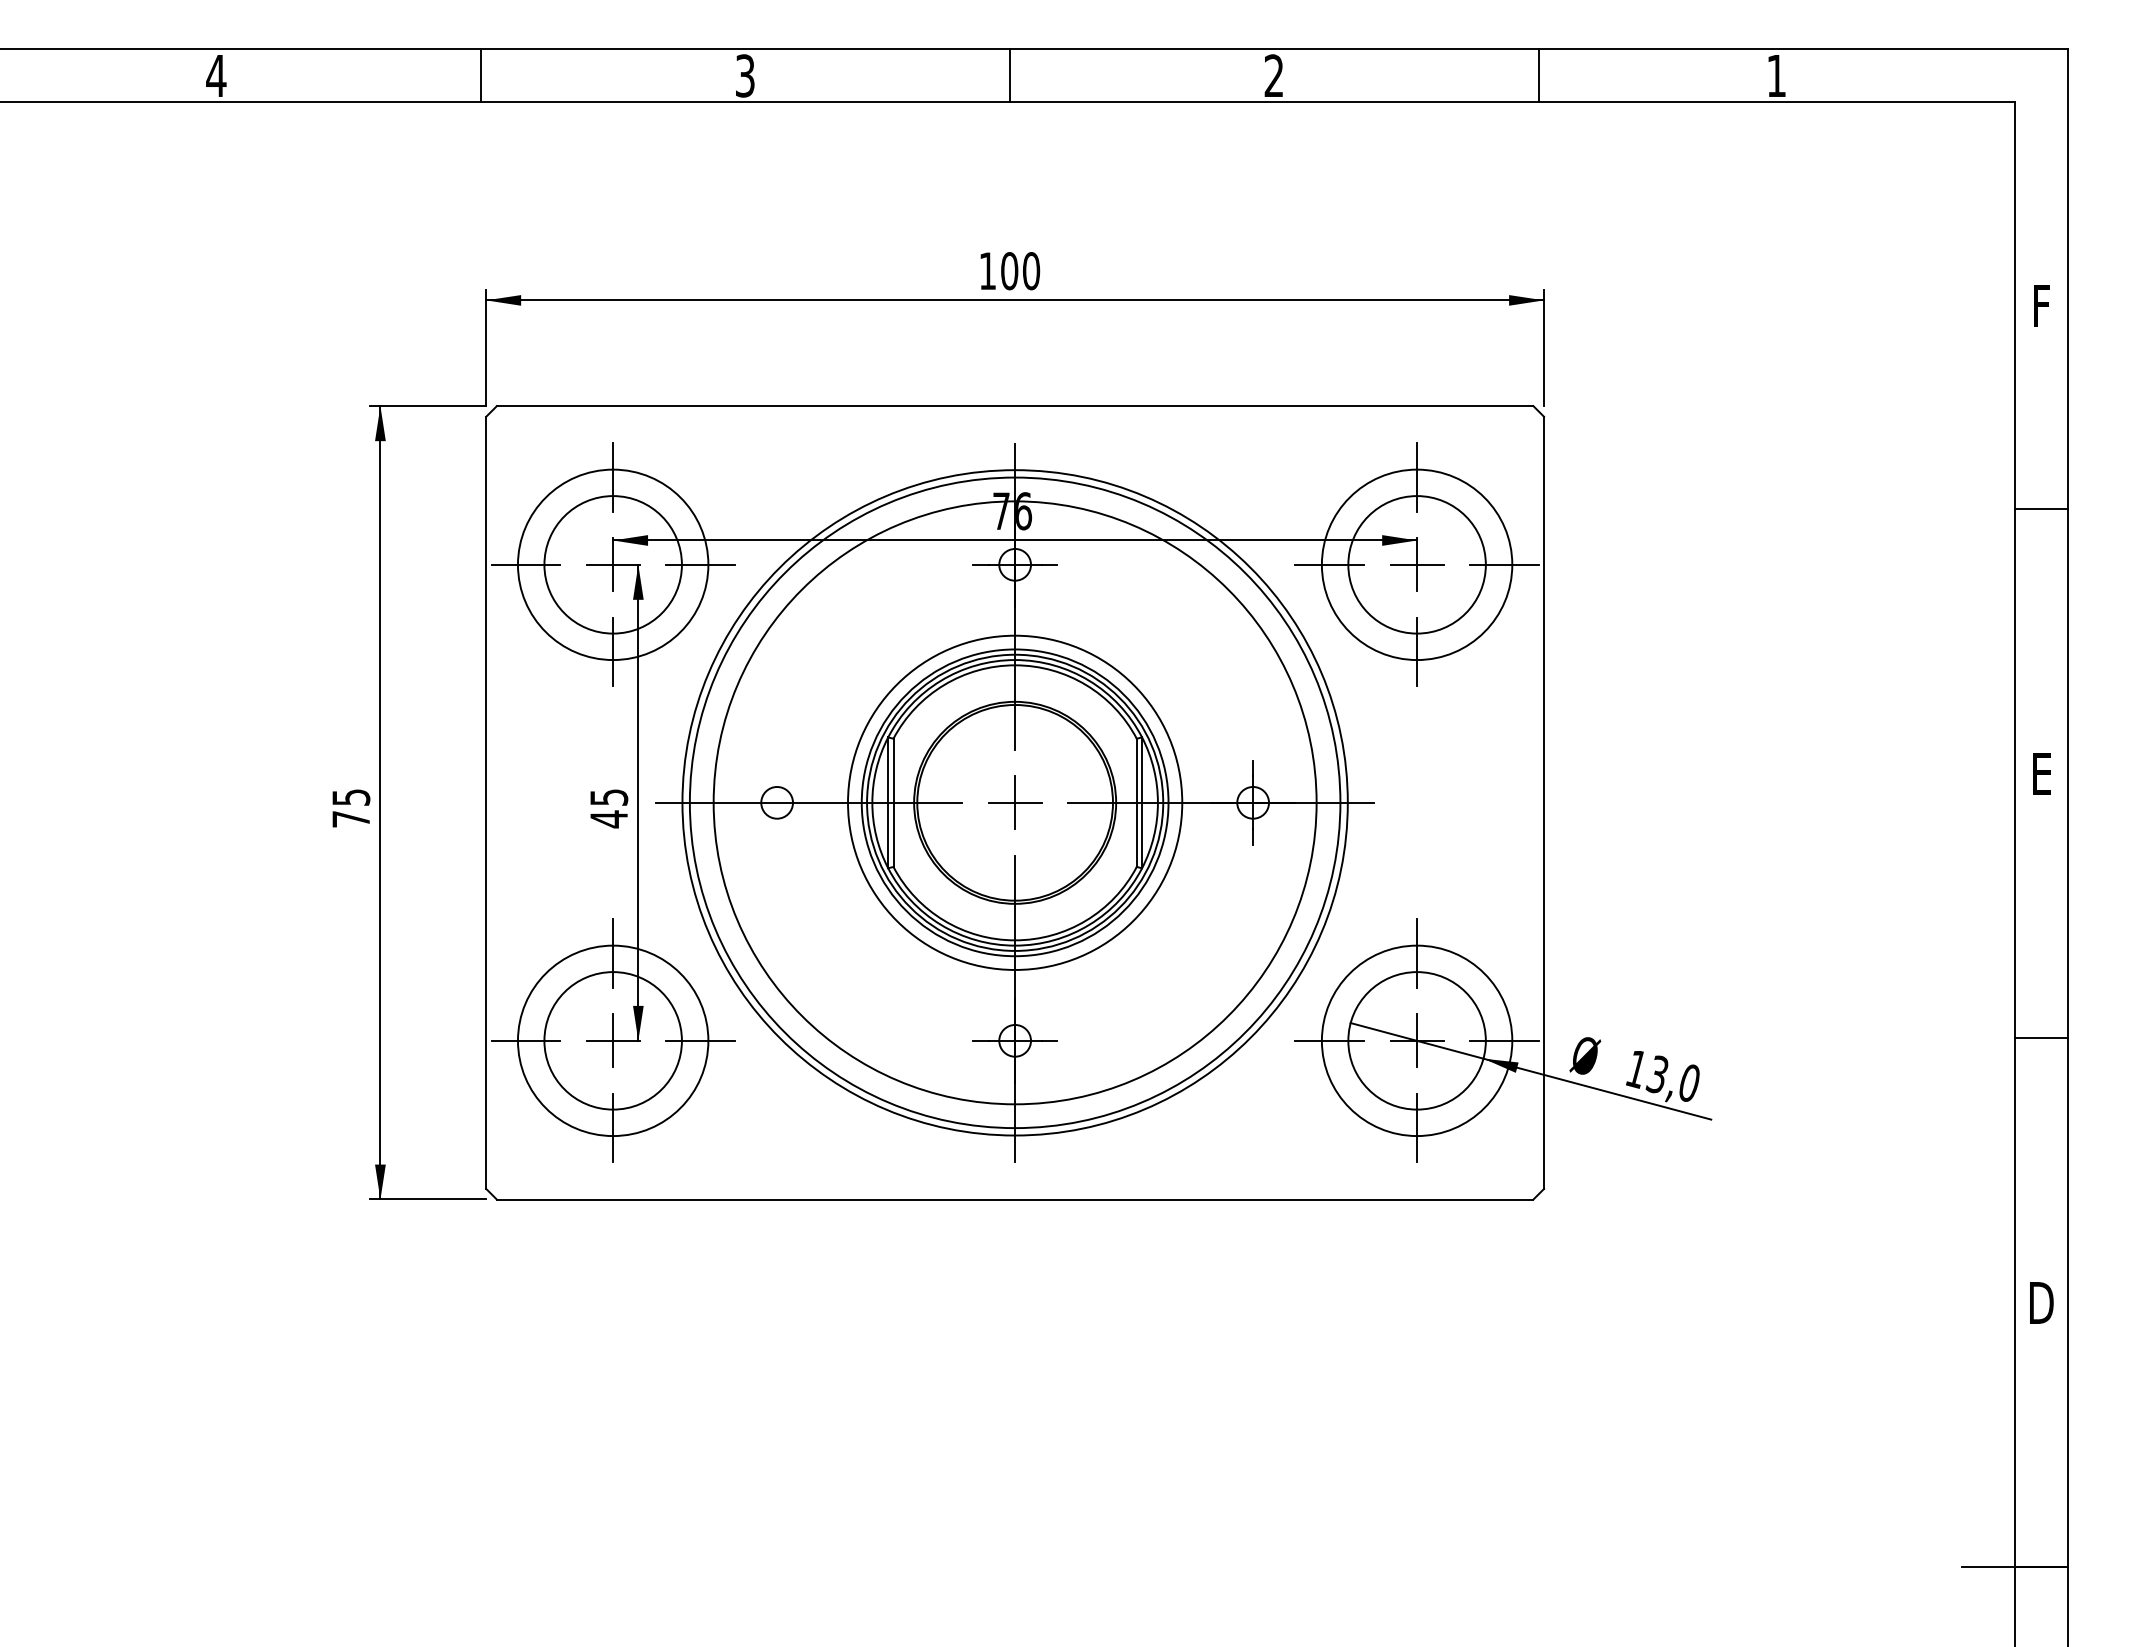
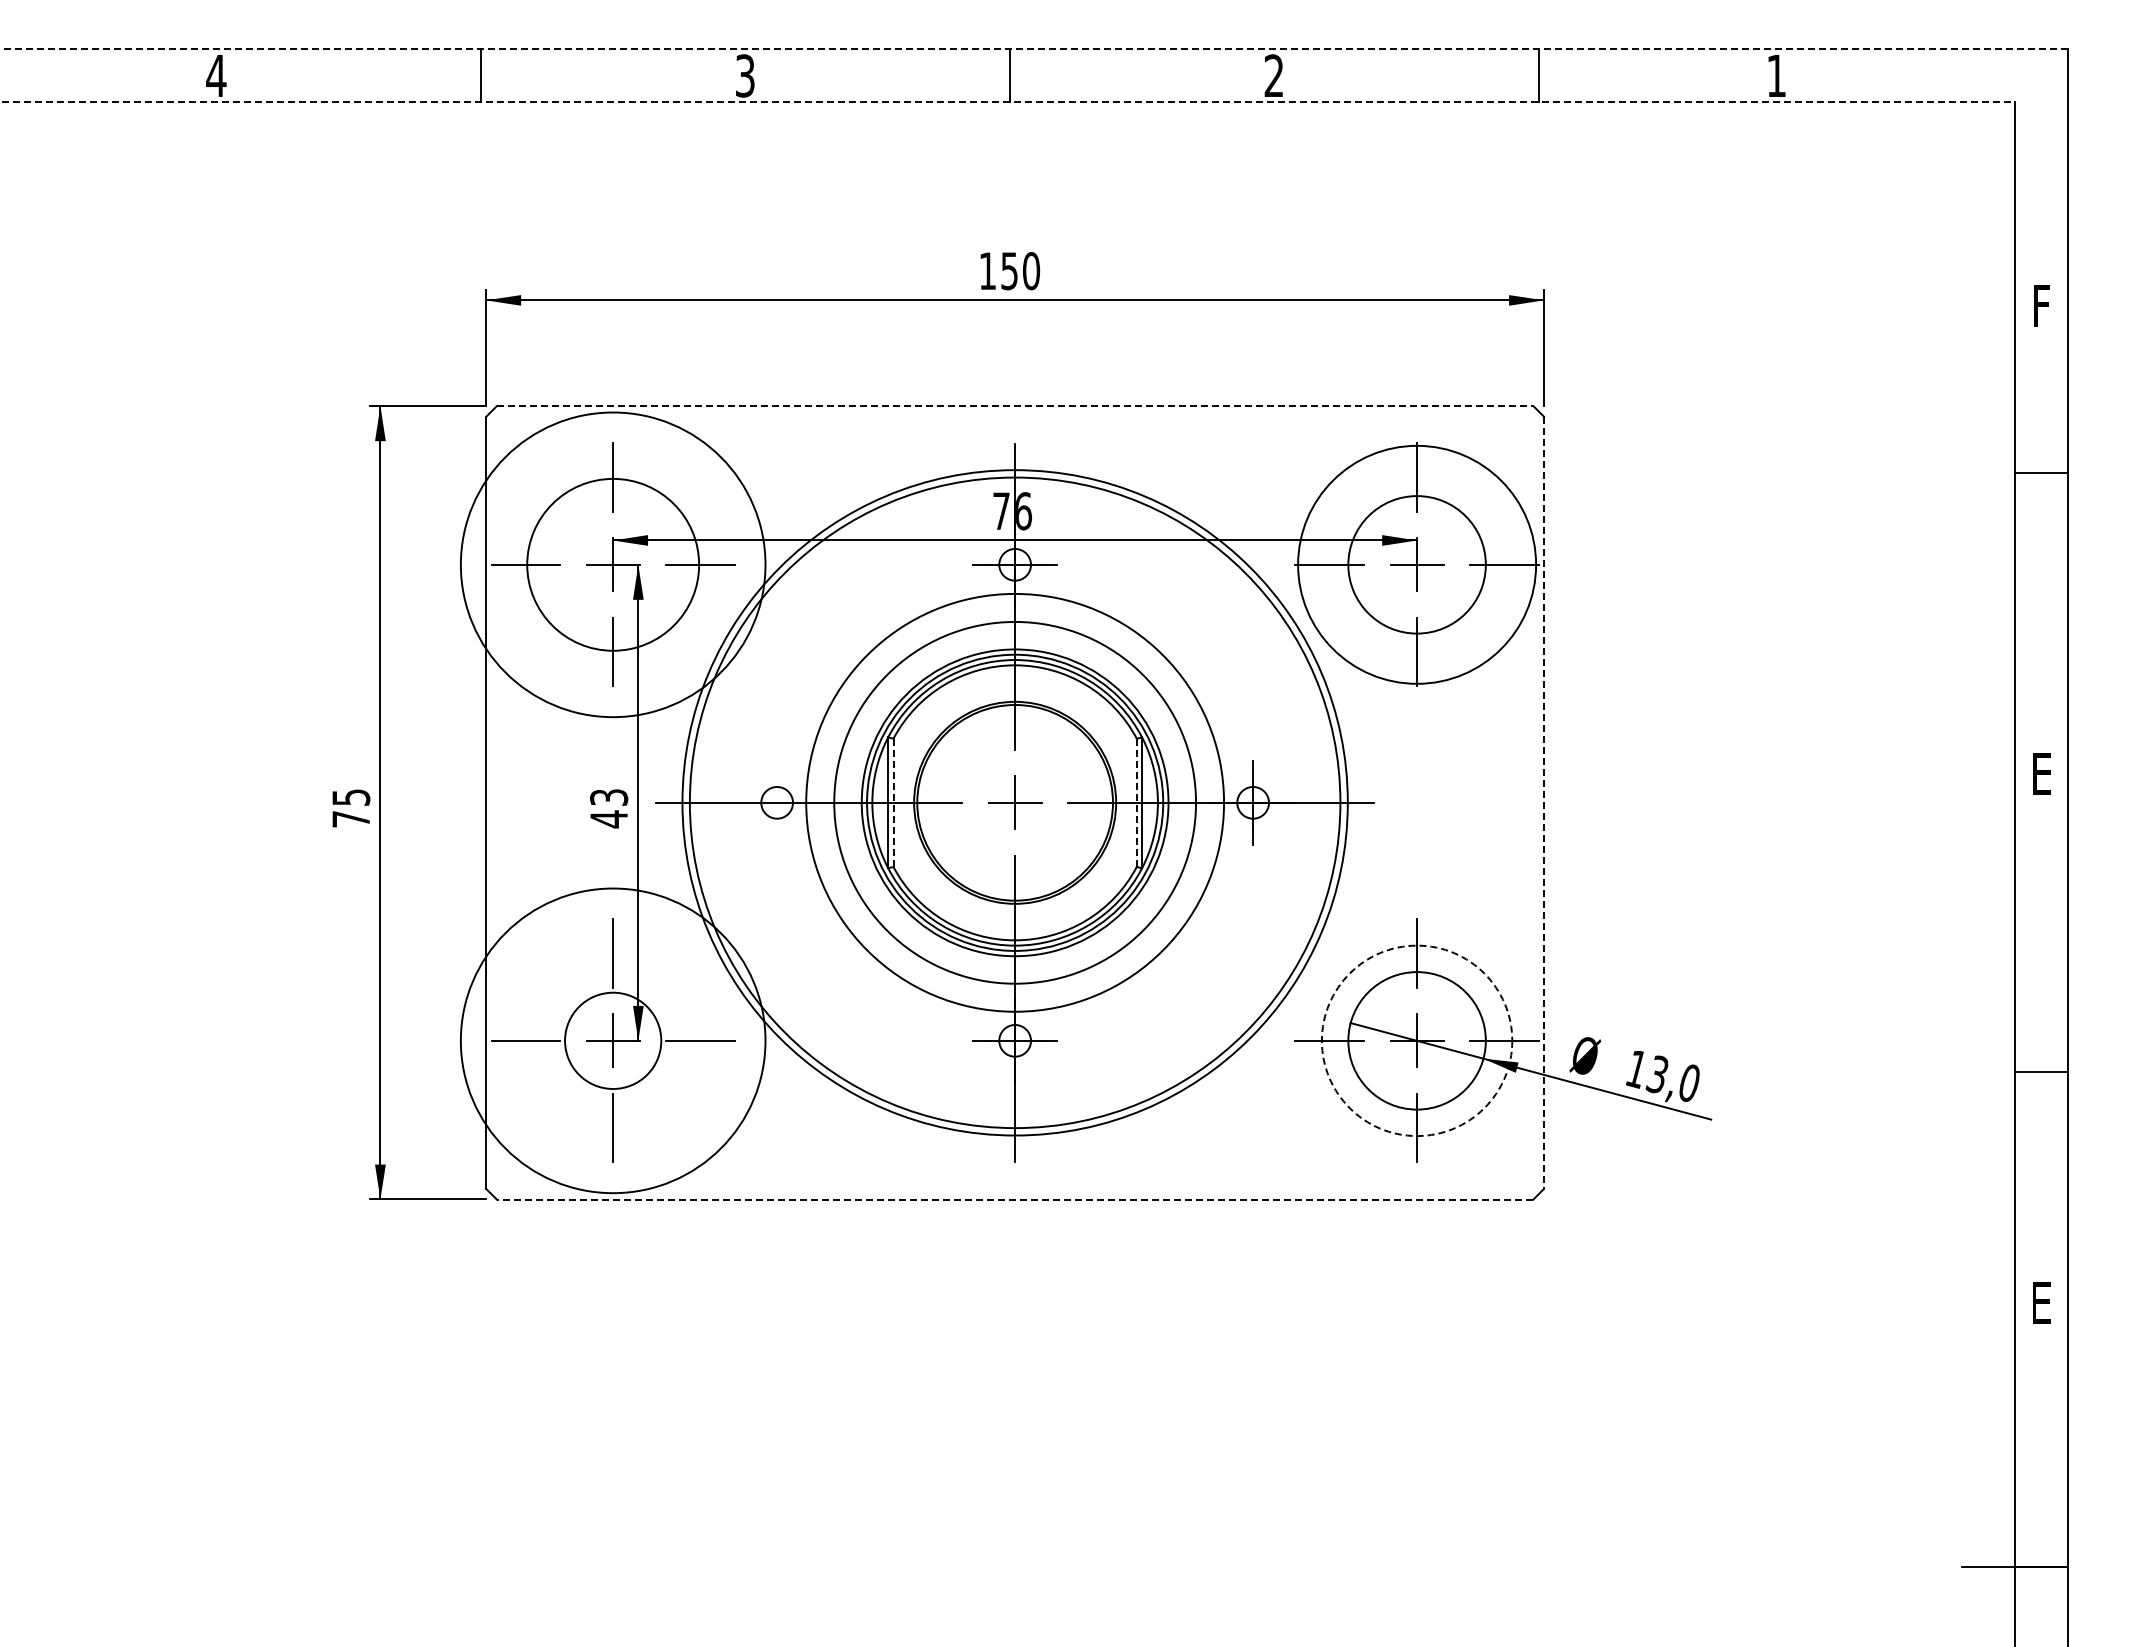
line: solid -> dashed (1034, 49)
line: solid -> dashed (1008, 102)
text: 100 -> 150 (1009, 271)
line: solid -> dashed (1015, 406)
line position: (2041, 509) -> (2041, 473) (2041, 473)
circle diameter: 138 px -> 172 px (613, 564)
circle diameter: 190 px -> 305 px (612, 564)
circle diameter: 190 px -> 238 px (1417, 564)
text: 45 -> 43 (608, 797)
circle diameter: 603 px -> 362 px (1015, 802)
circle diameter: 334 px -> 418 px (1015, 802)
line: solid -> dashed (1136, 802)
line: solid -> dashed (893, 803)
line: solid -> dashed (1544, 803)
line position: (2041, 1038) -> (2041, 1072) (2041, 1072)
circle diameter: 138 px -> 96 px (613, 1040)
circle diameter: 190 px -> 305 px (612, 1040)
circle: solid -> dashed (1416, 1040)
line: solid -> dashed (1014, 1199)
text: D -> E (2041, 1302)
